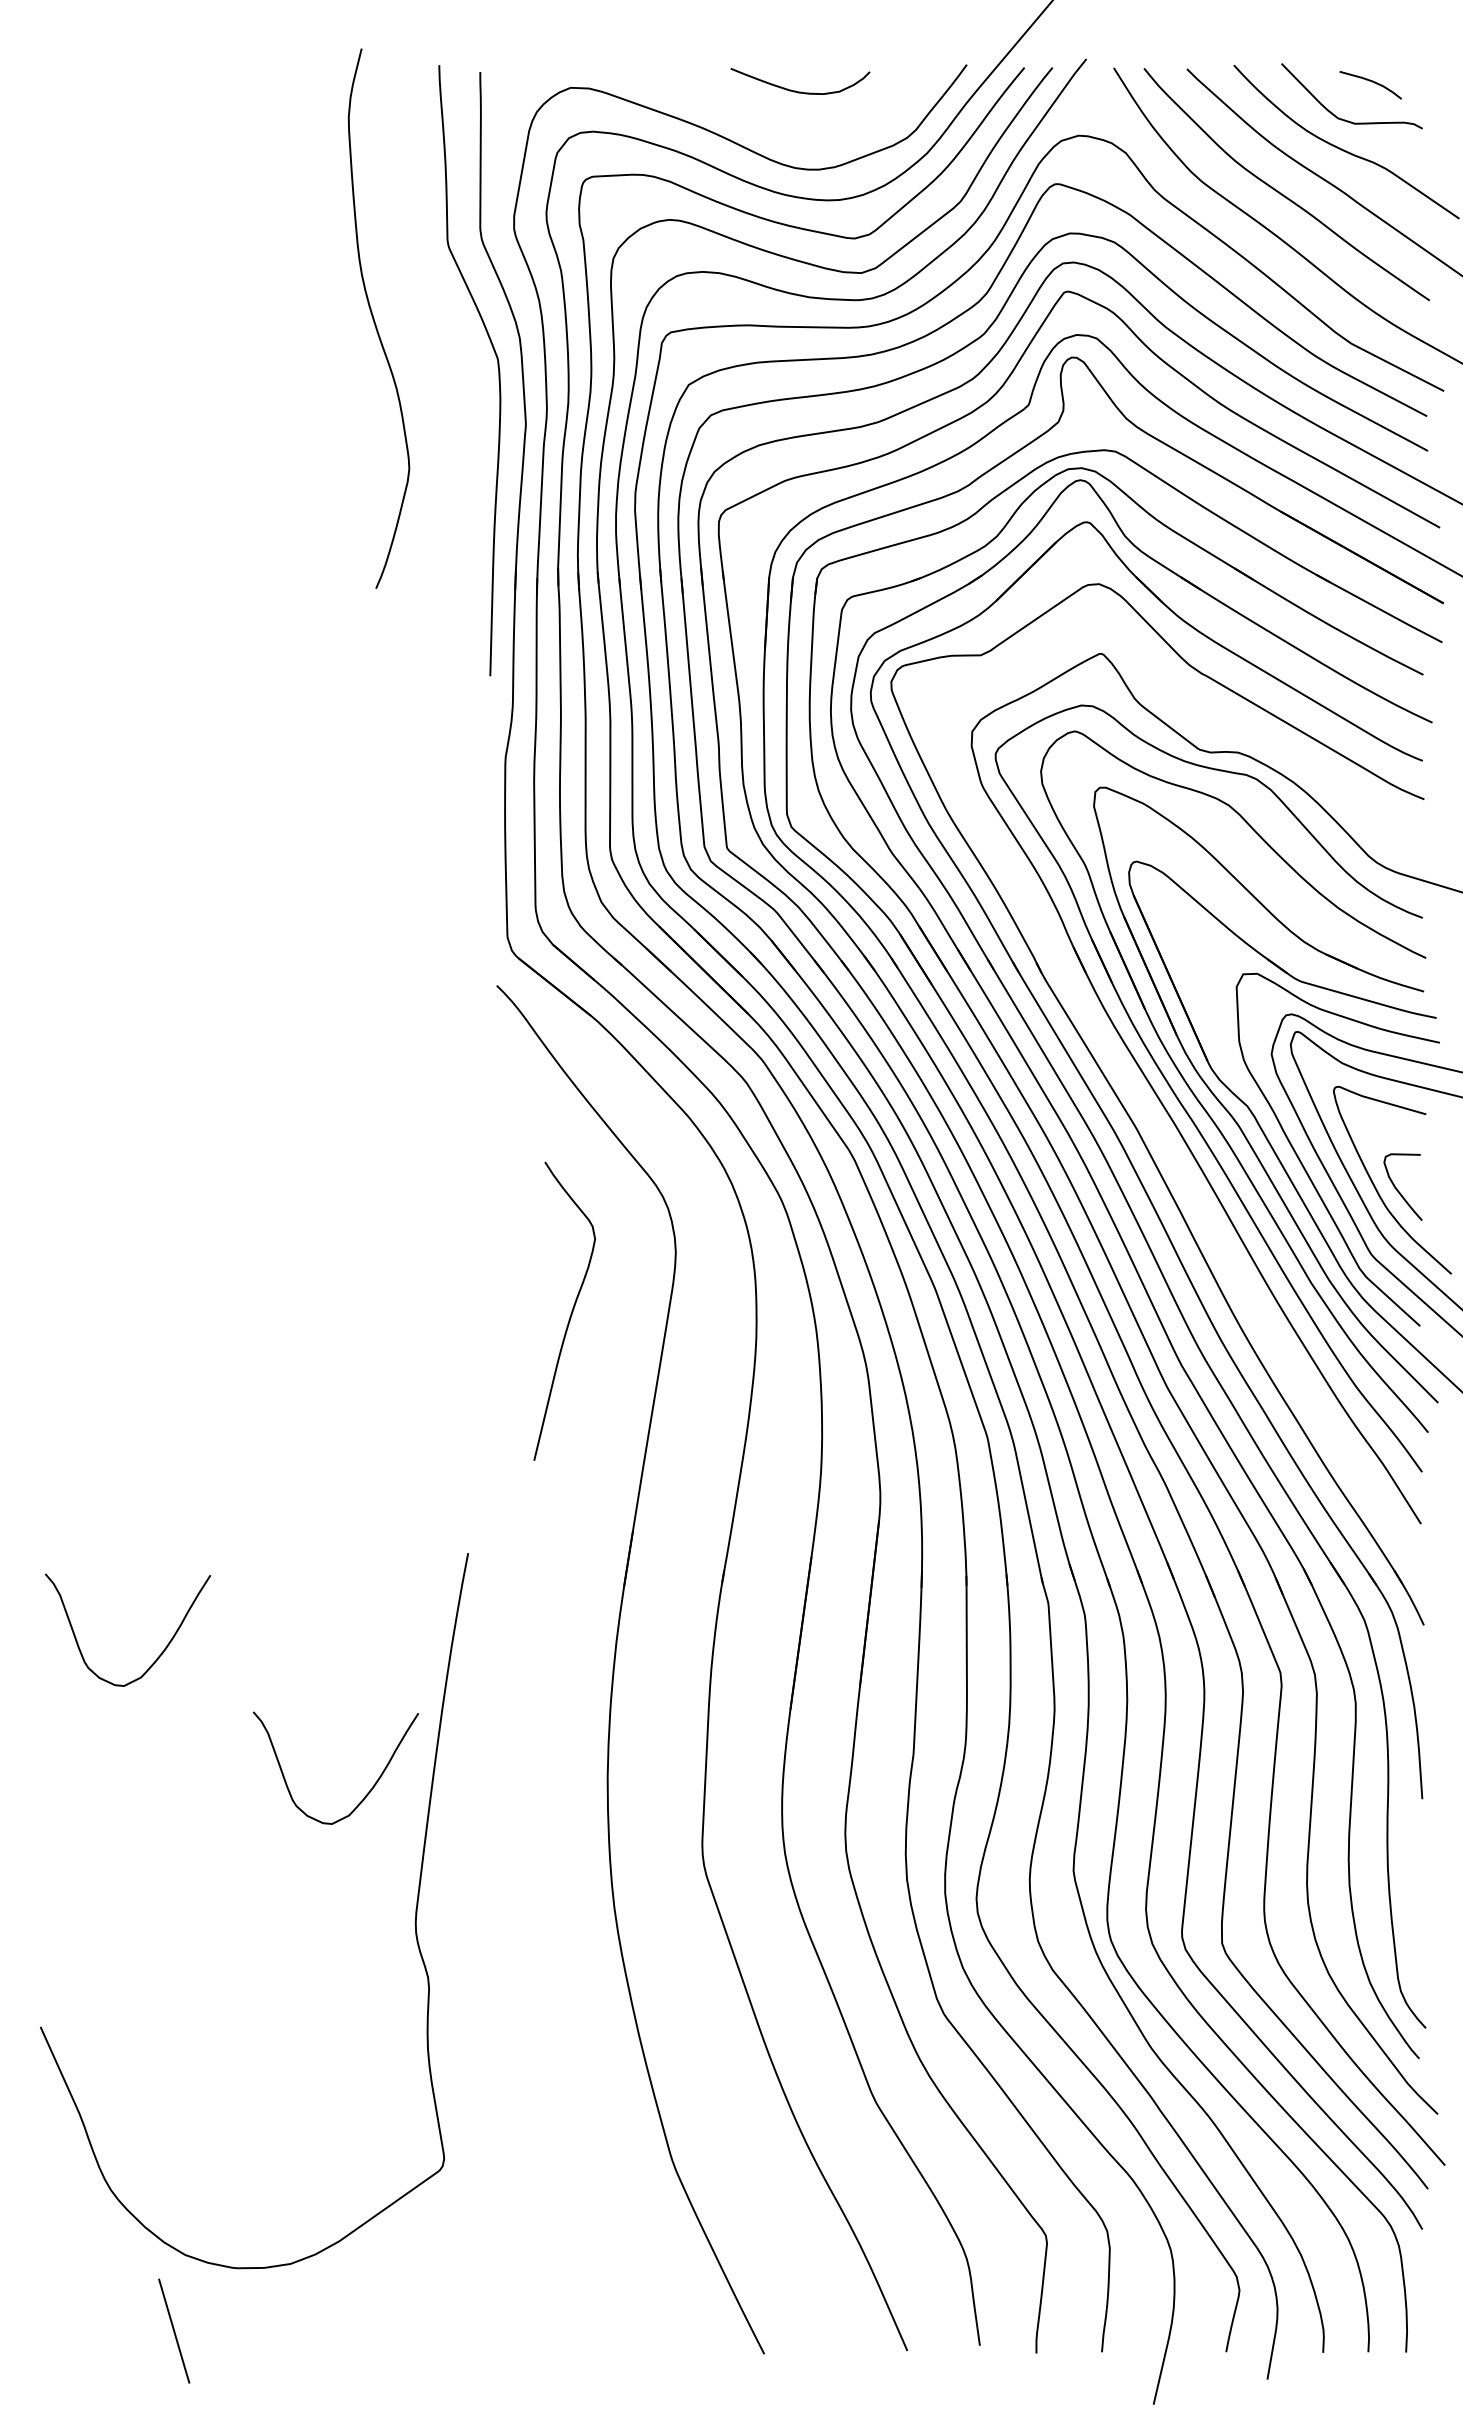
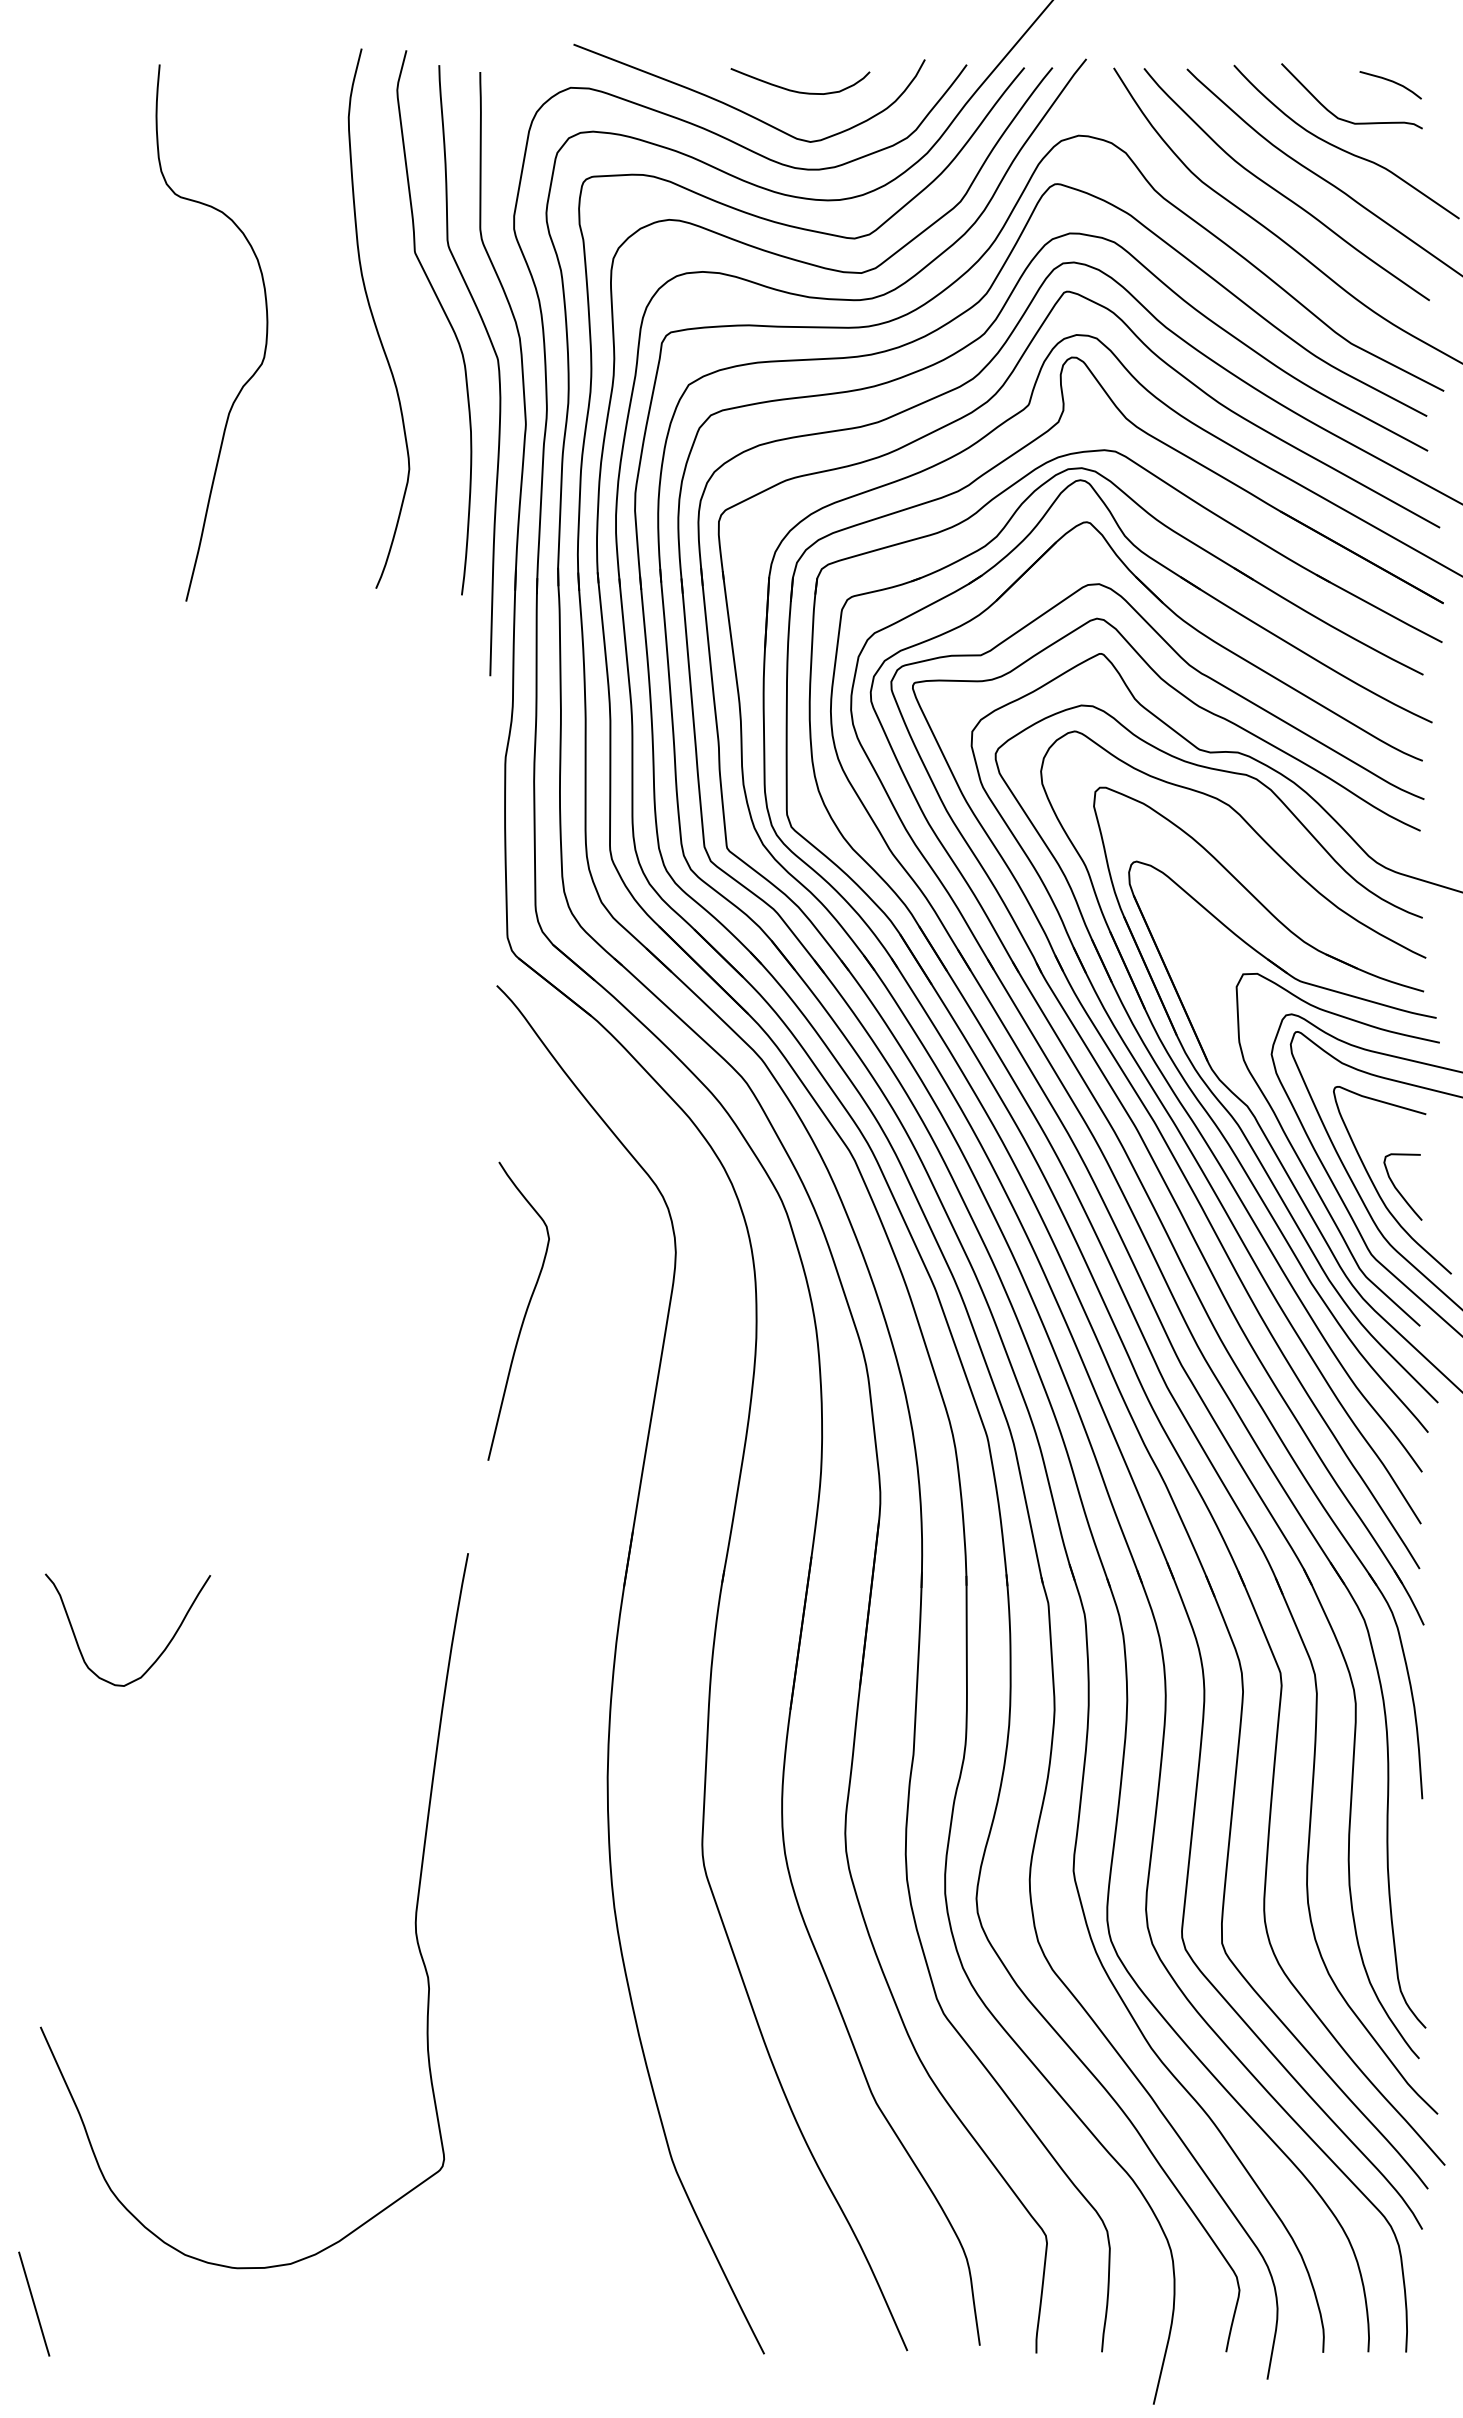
curve position: (1372, 82) -> (1392, 82) (1392, 82)
curve: none -> present (740, 109)
curve: none -> present (445, 316)
curve: none -> present (265, 338)
part: none -> present (1145, 1105)
curve position: (570, 1313) -> (524, 1313) (524, 1313)
curve: present -> none (368, 1791)
line position: (174, 2330) -> (34, 2303) (34, 2303)
